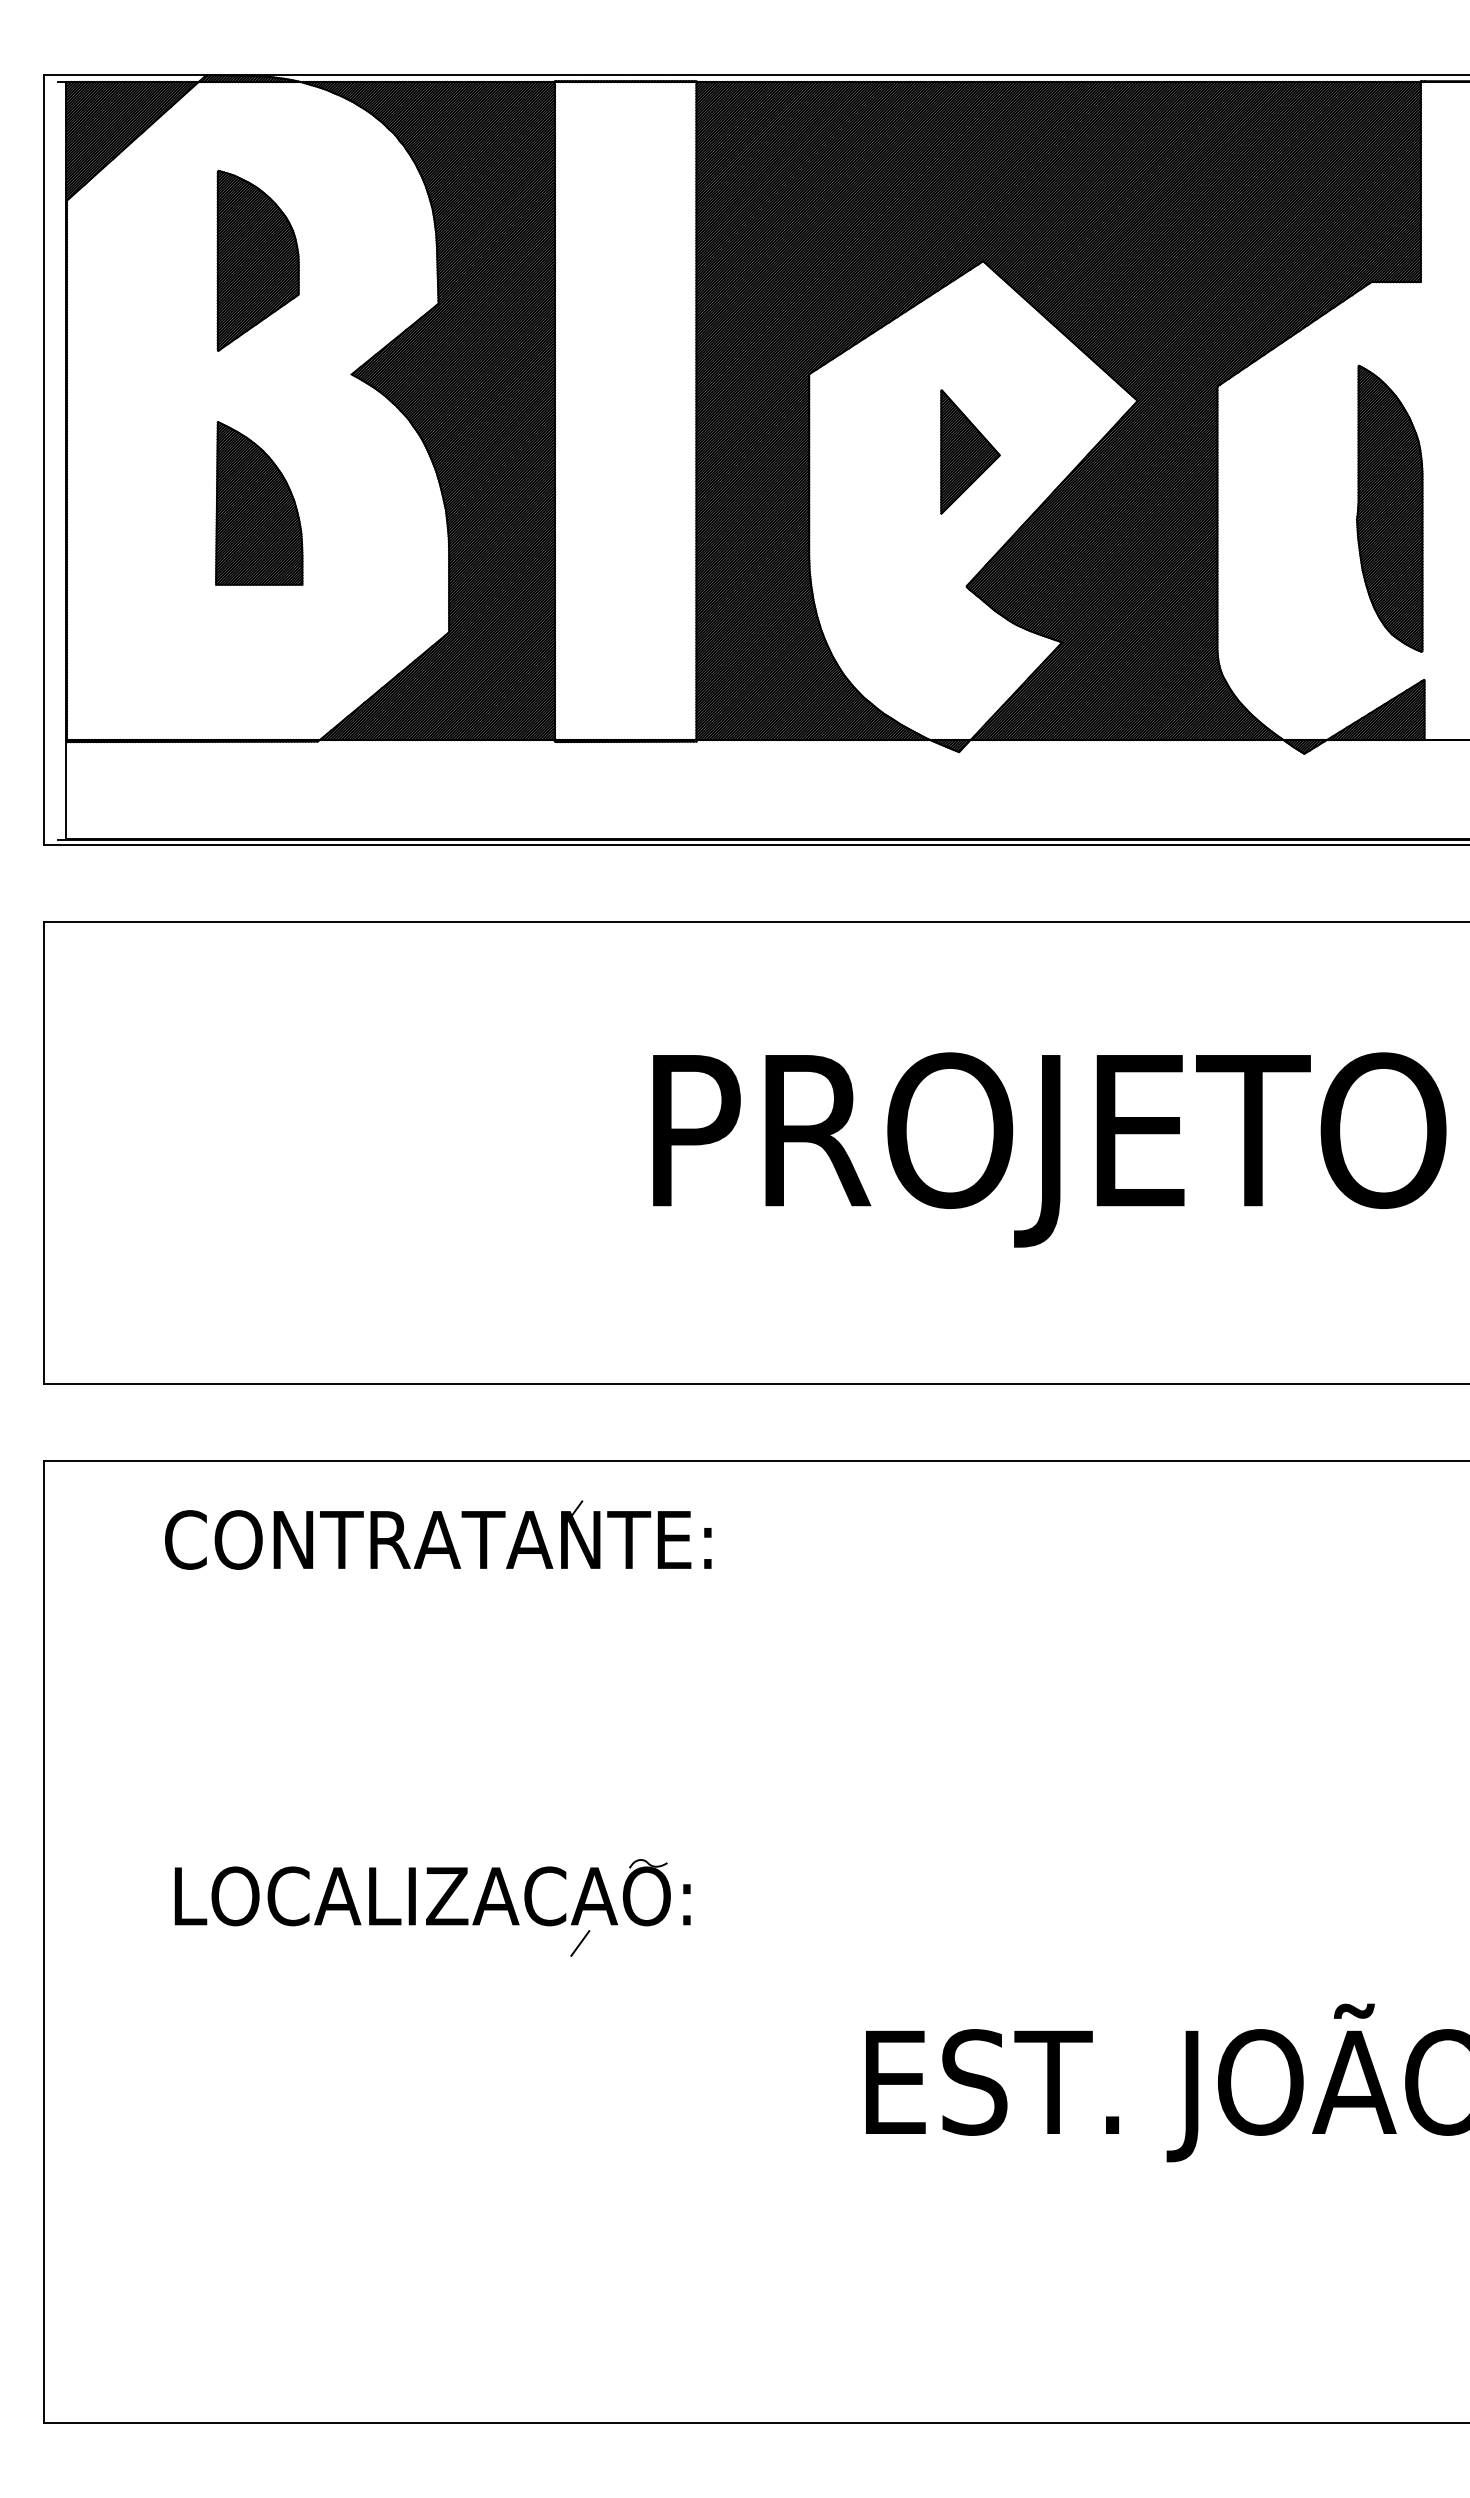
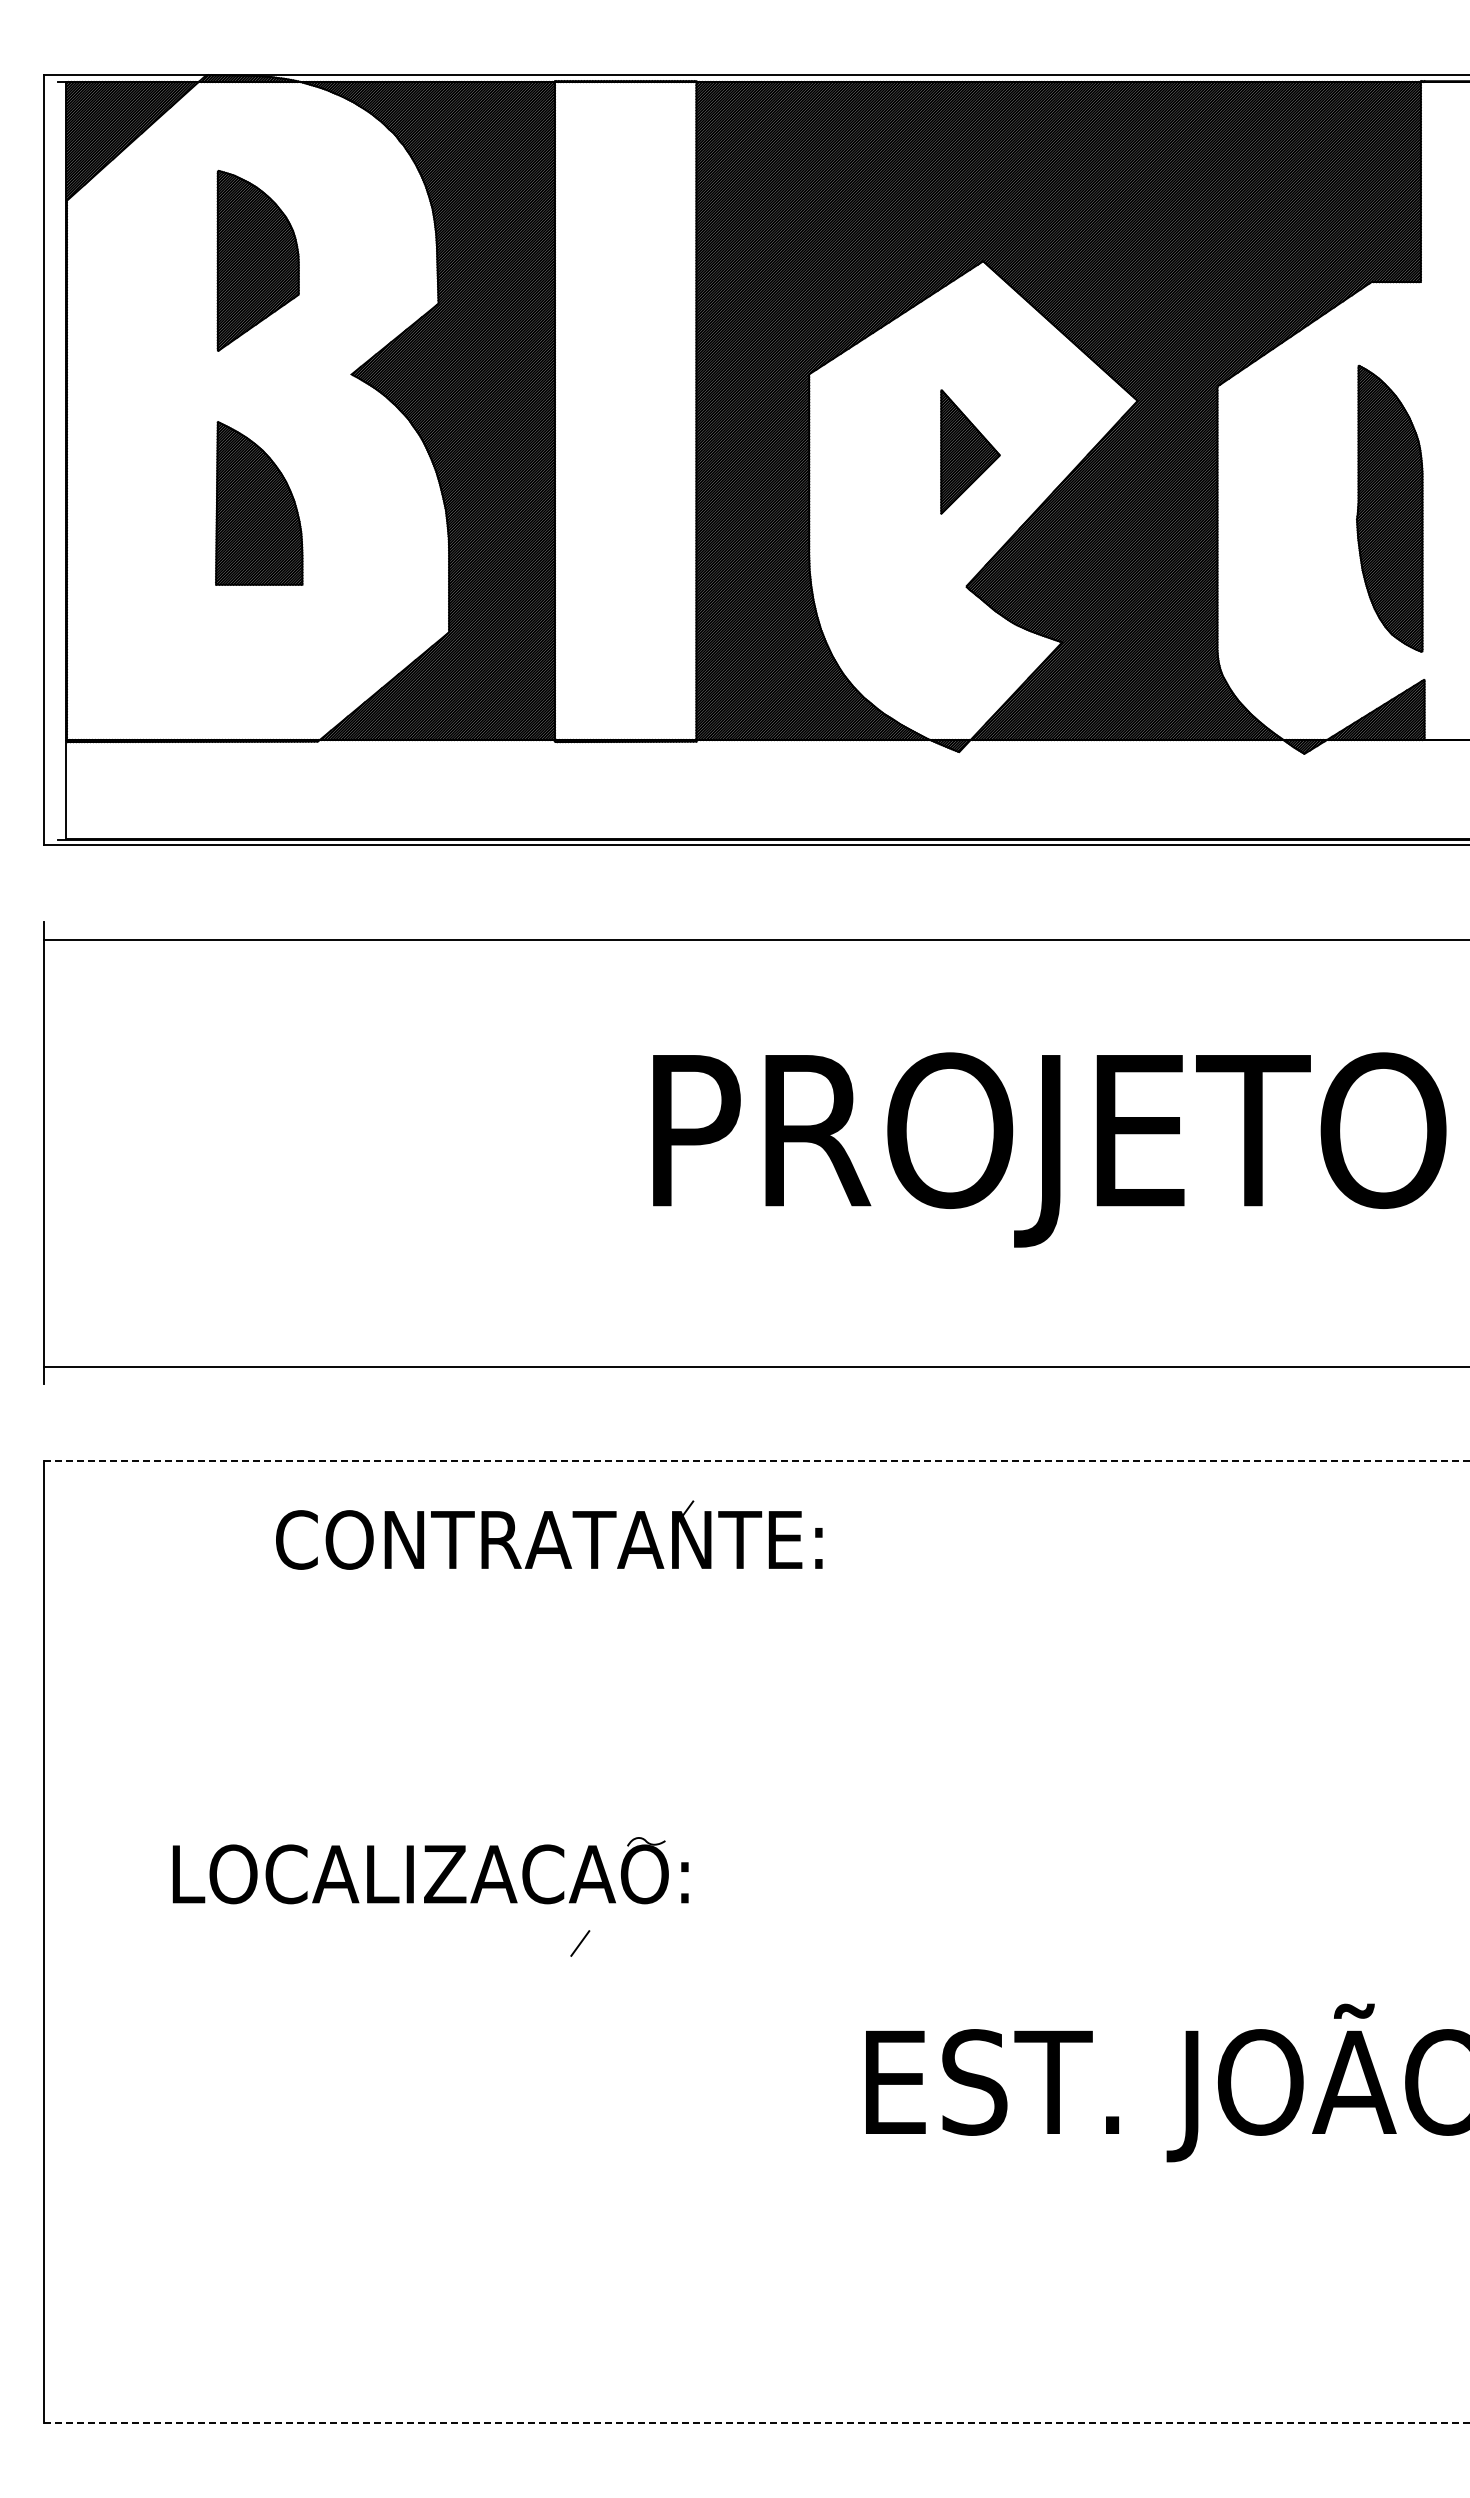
line position: (755, 921) -> (755, 939) (755, 939)
line position: (755, 1383) -> (755, 1366) (755, 1366)
line: solid -> dashed (757, 1460)
part position: (438, 1534) -> (549, 1534) (549, 1534)
part position: (441, 1897) -> (439, 1875) (439, 1875)
line: solid -> dashed (757, 2423)
